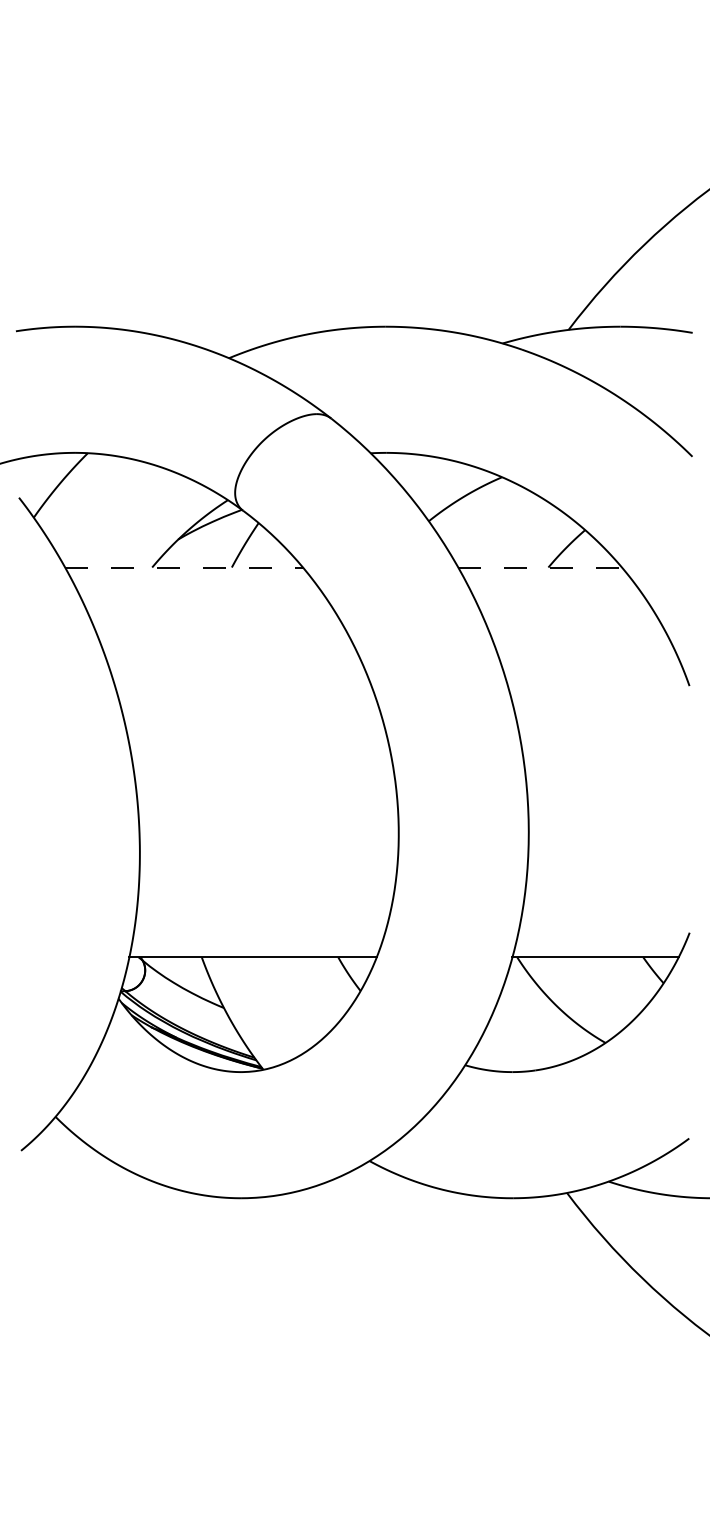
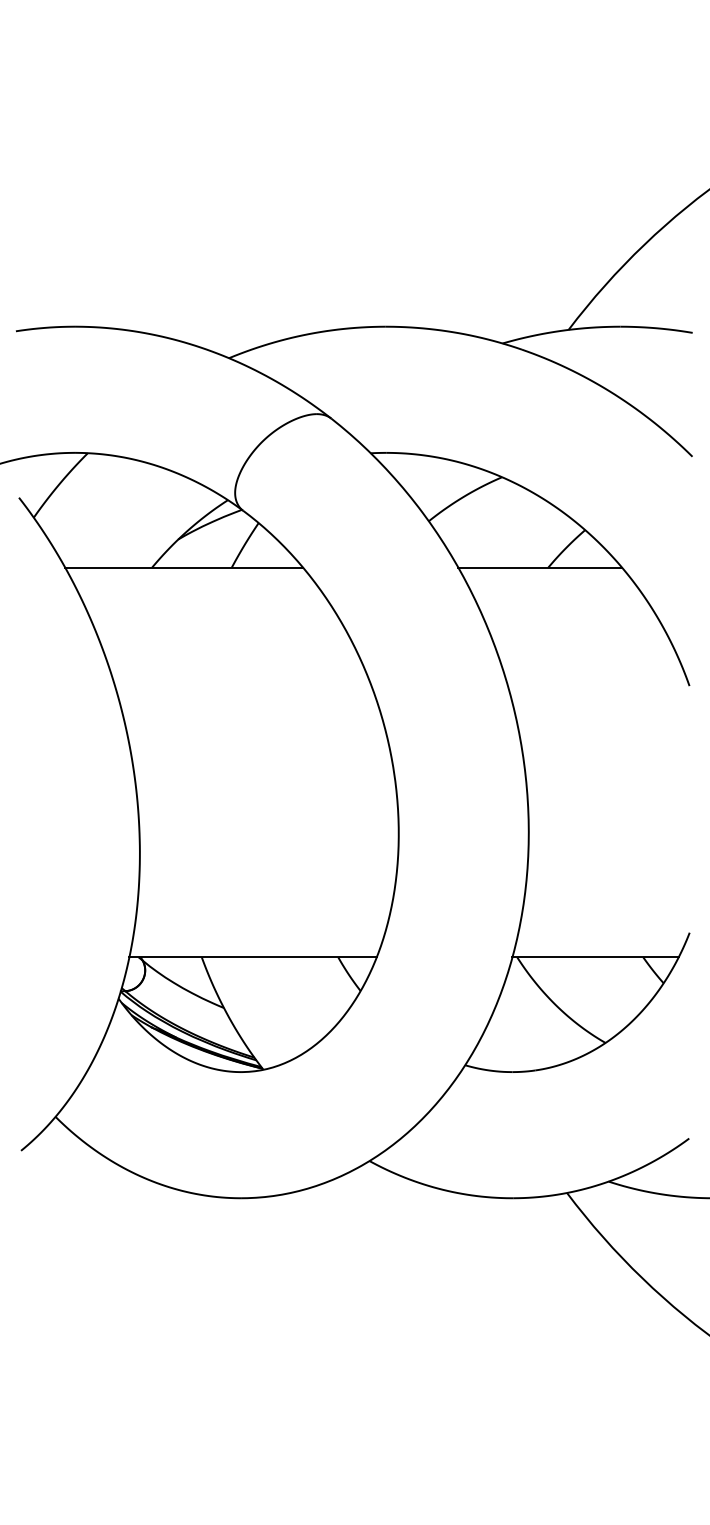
line: dashed -> solid (184, 567)
line: dashed -> solid (540, 567)
